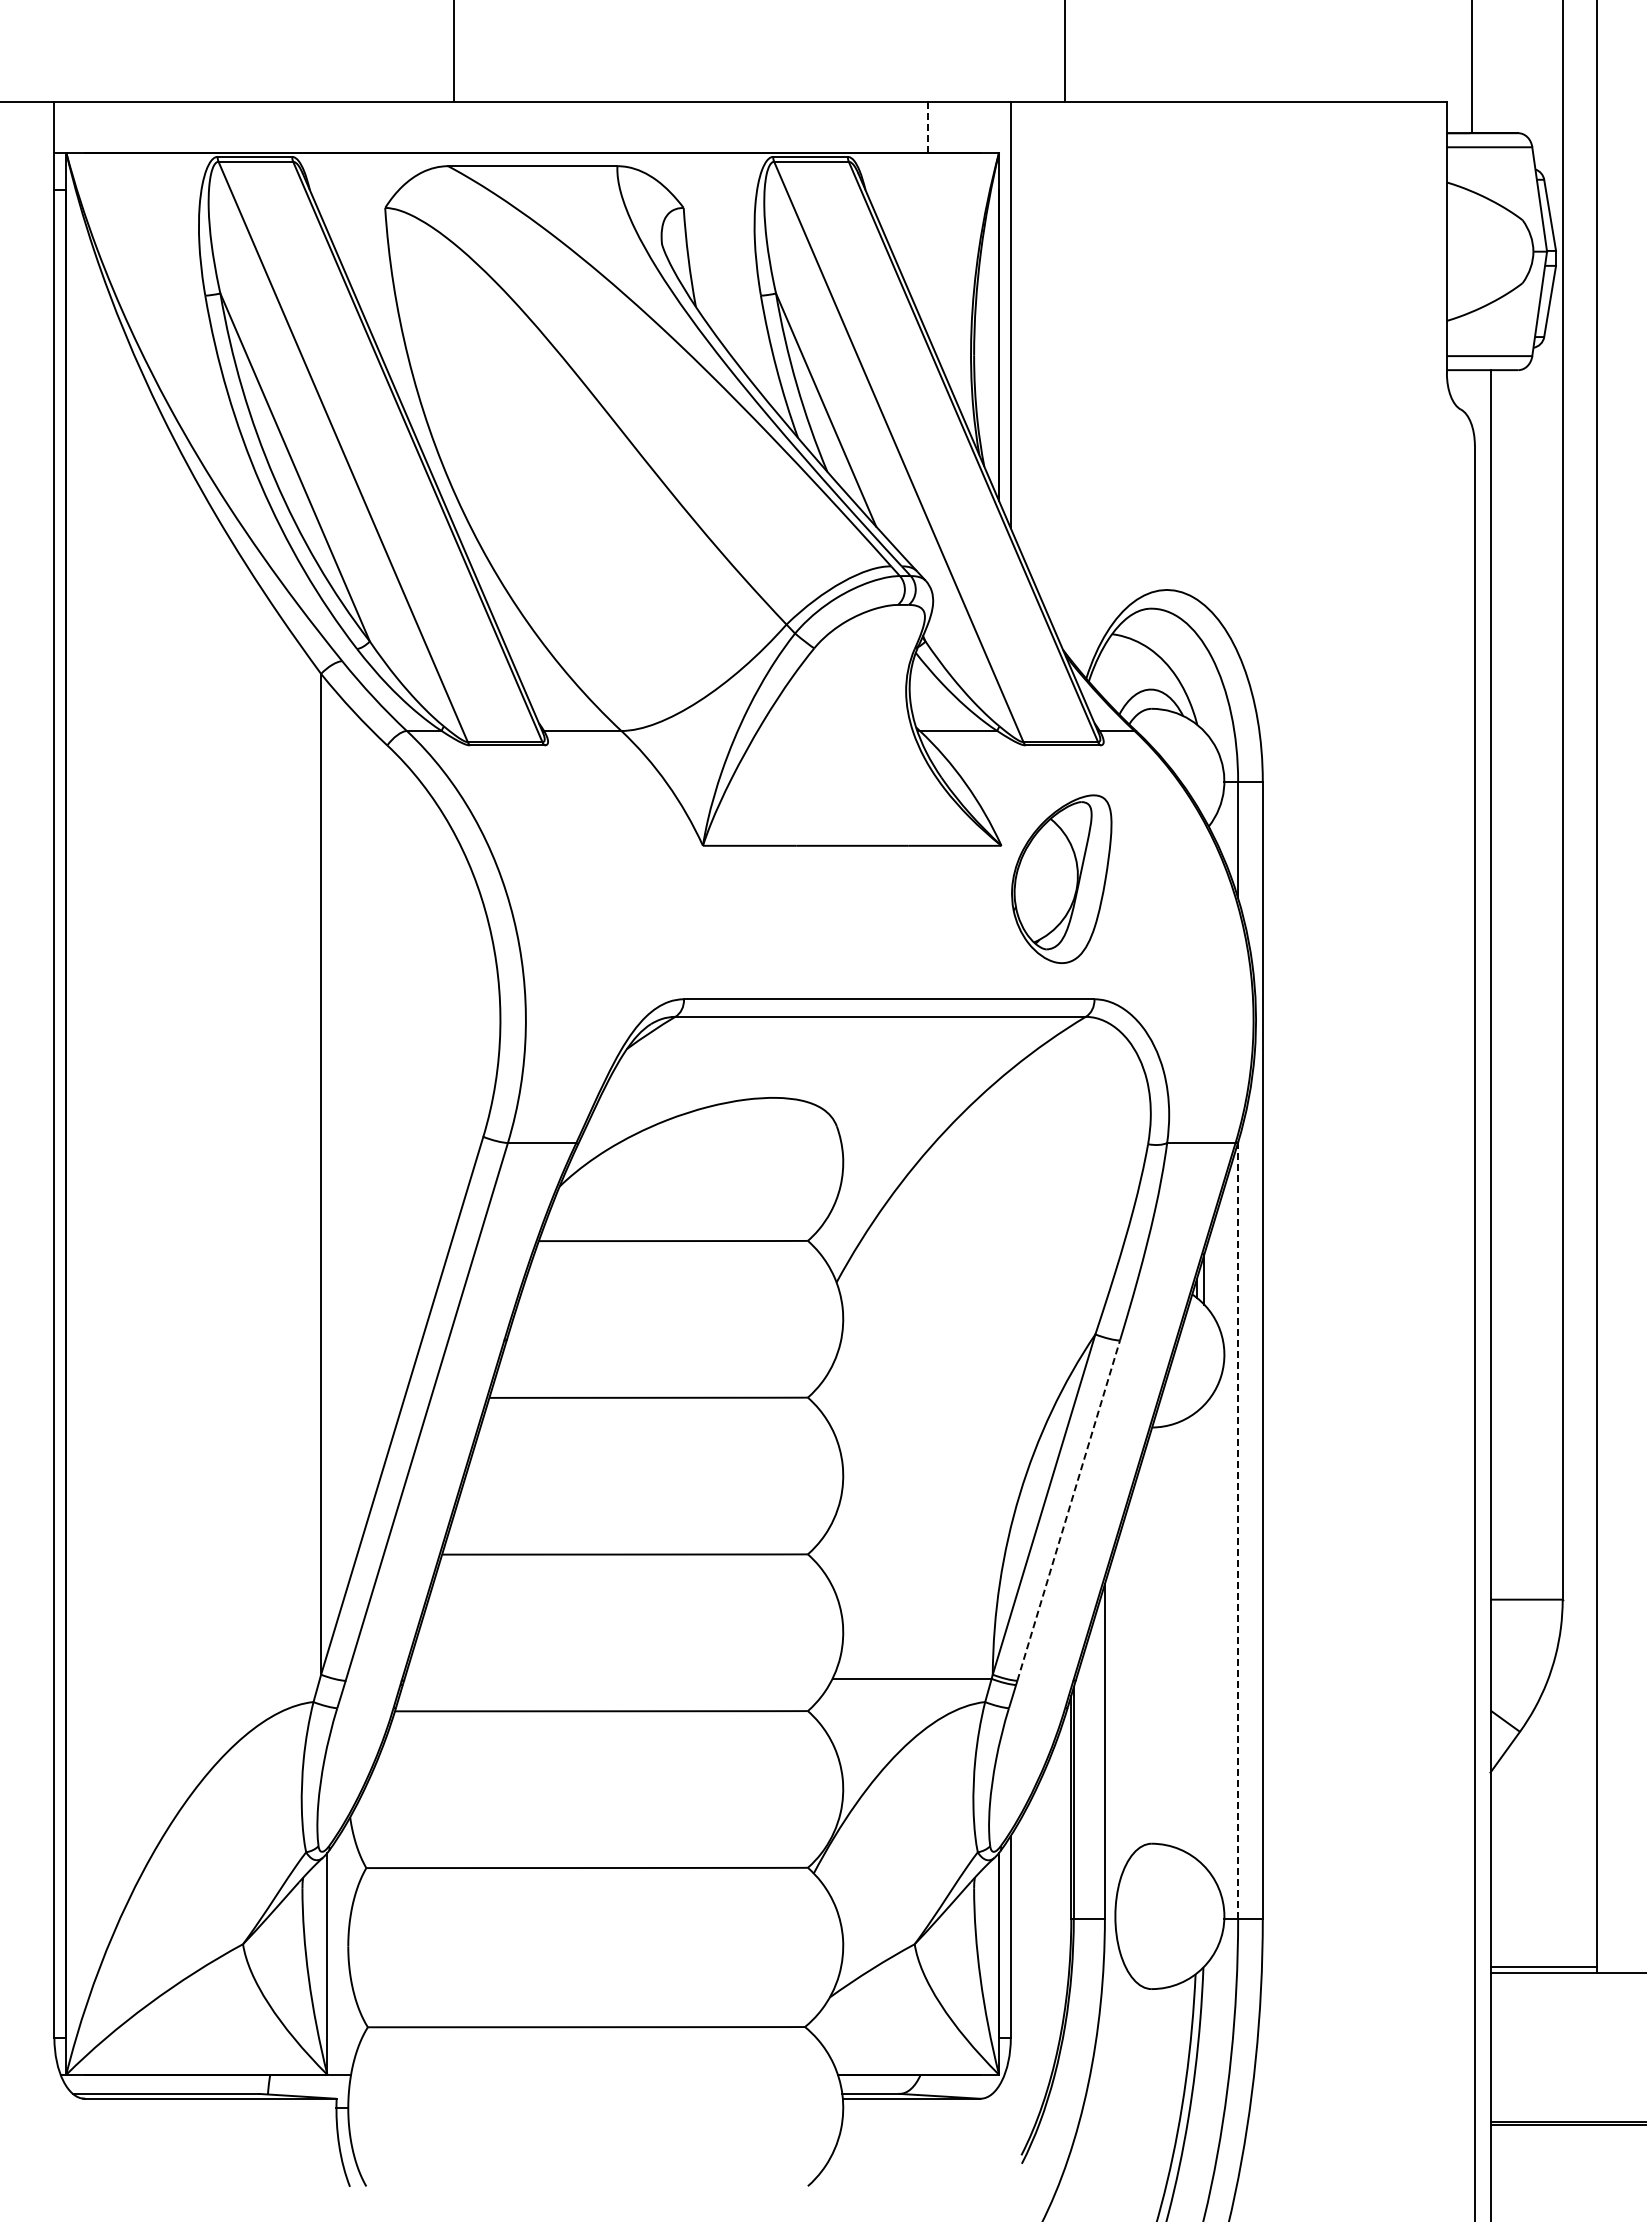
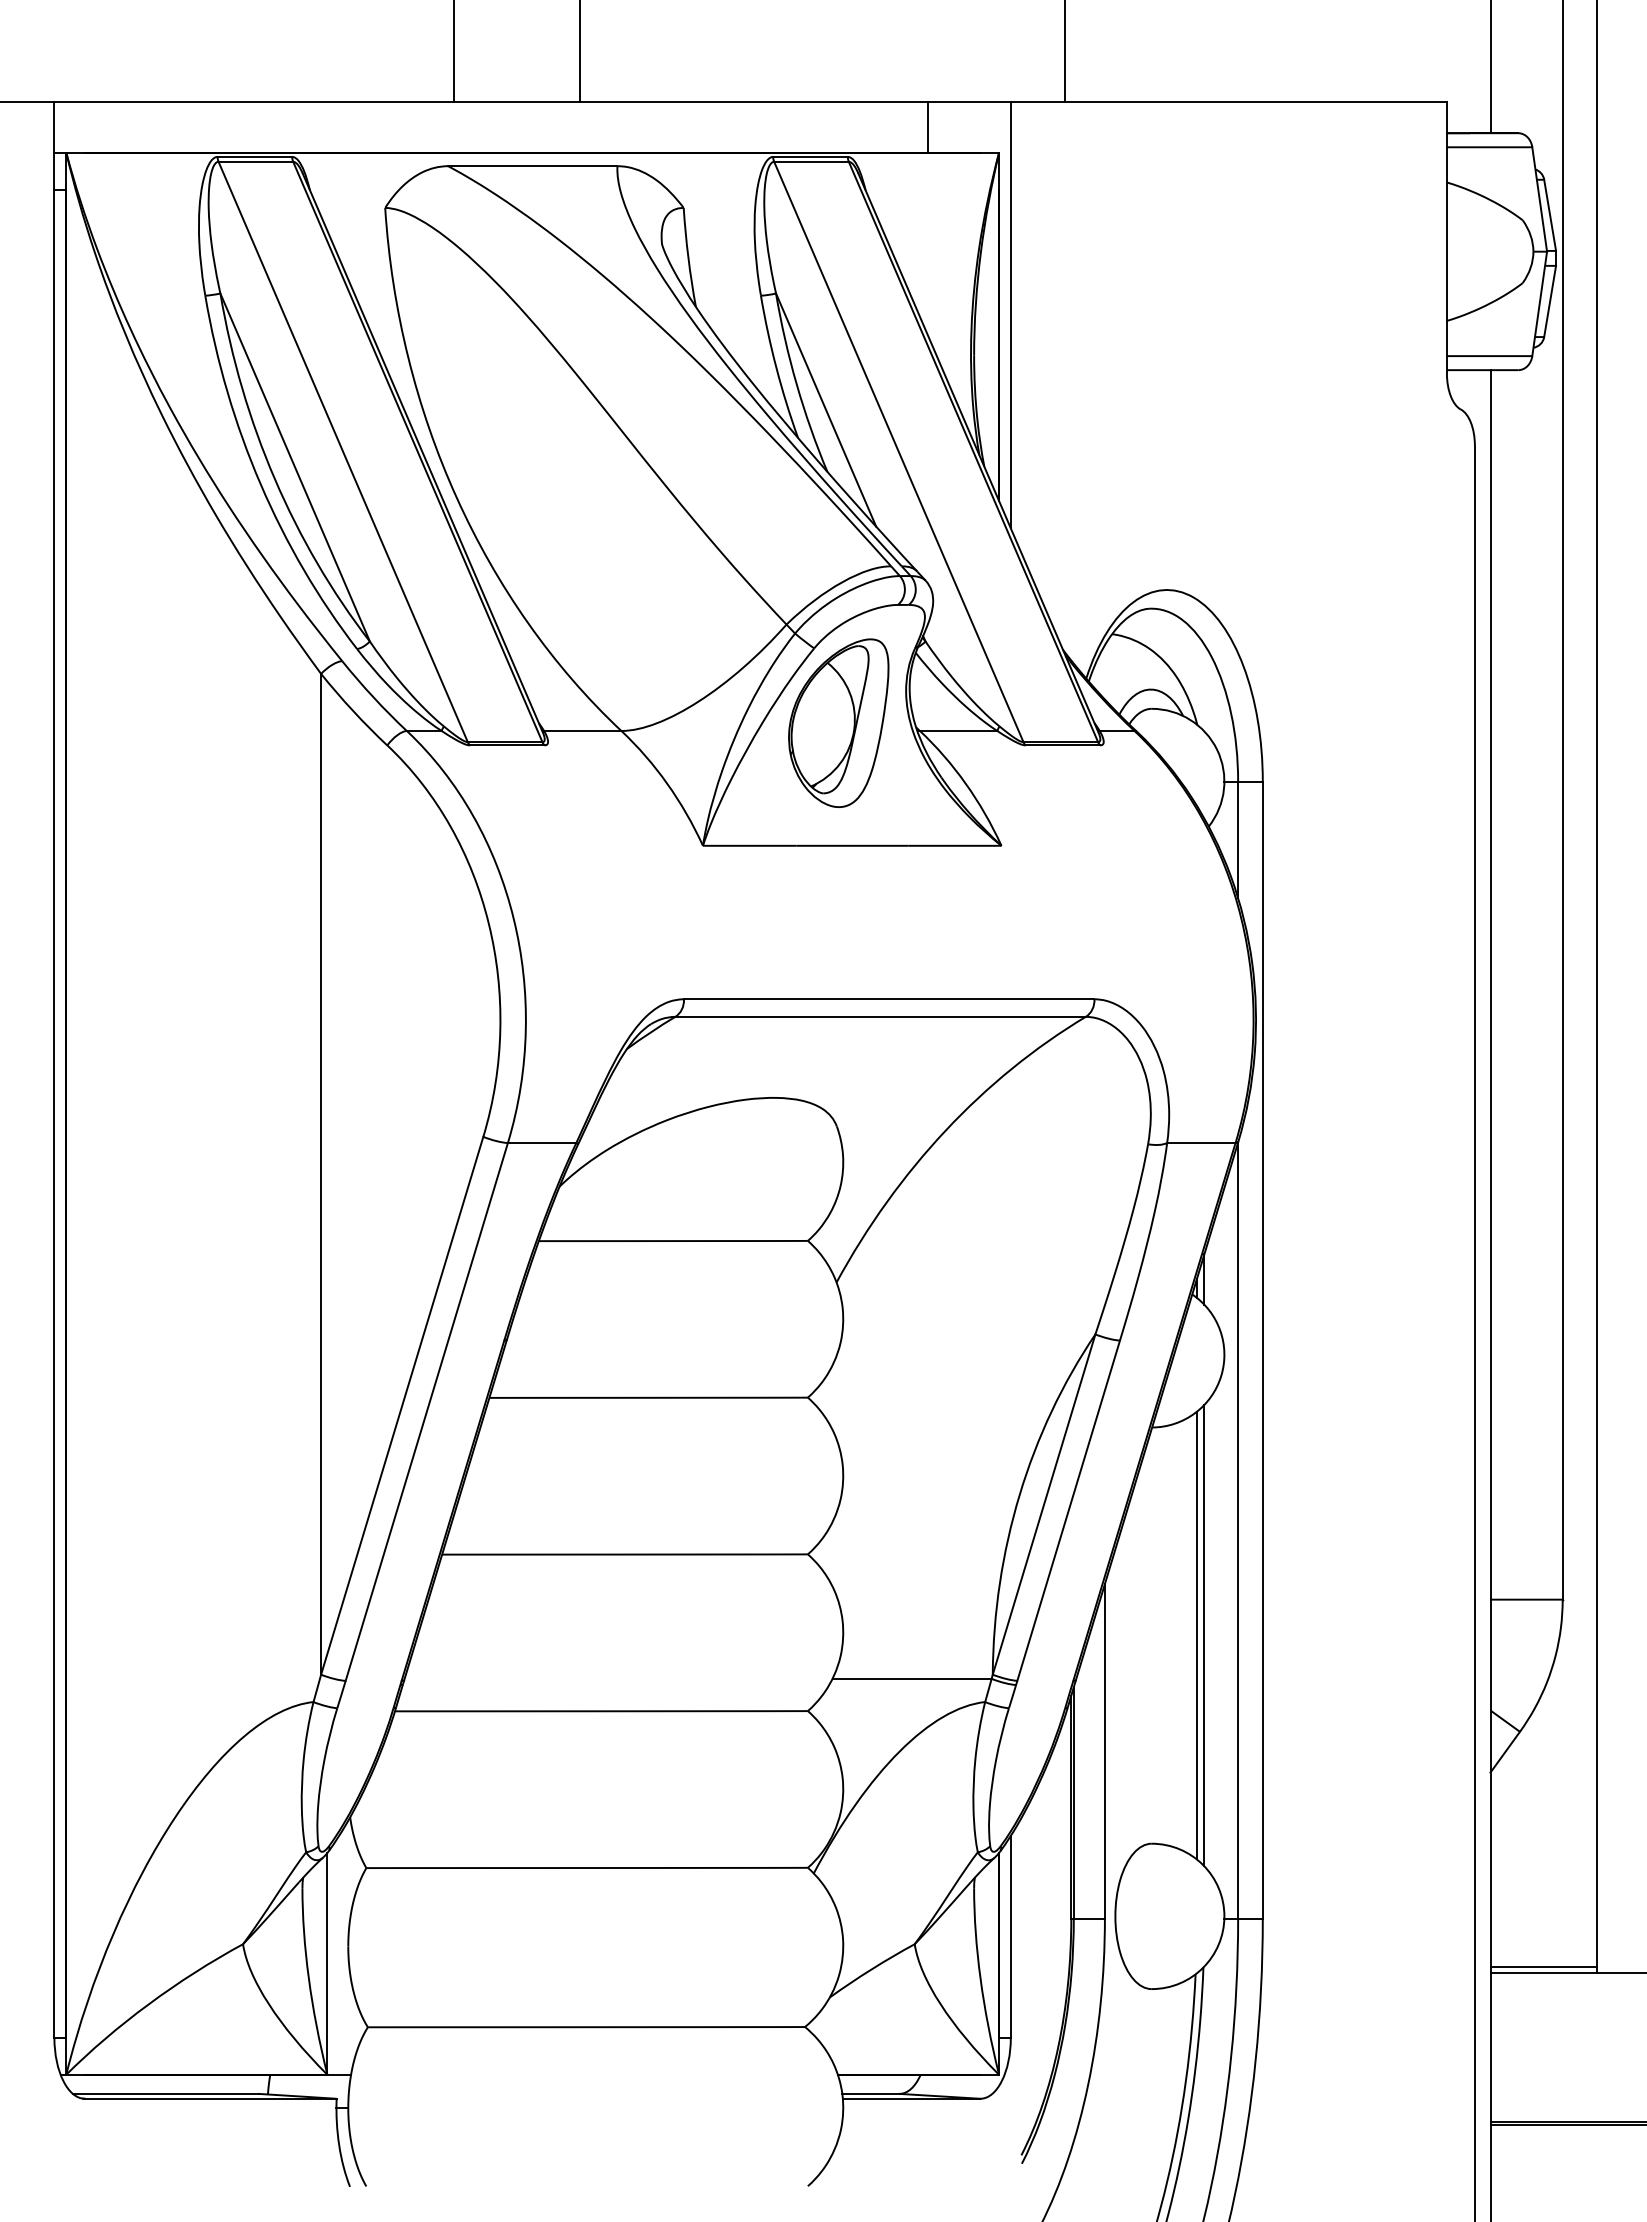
line: none -> present (579, 52)
line position: (1471, 67) -> (1490, 67) (1490, 67)
line: dashed -> solid (927, 126)
part position: (1061, 878) -> (838, 722) (838, 722)
line: dashed -> solid (1068, 1510)
line: dashed -> solid (1238, 1530)
line: none -> present (1196, 1635)
line: none -> present (1204, 1635)
